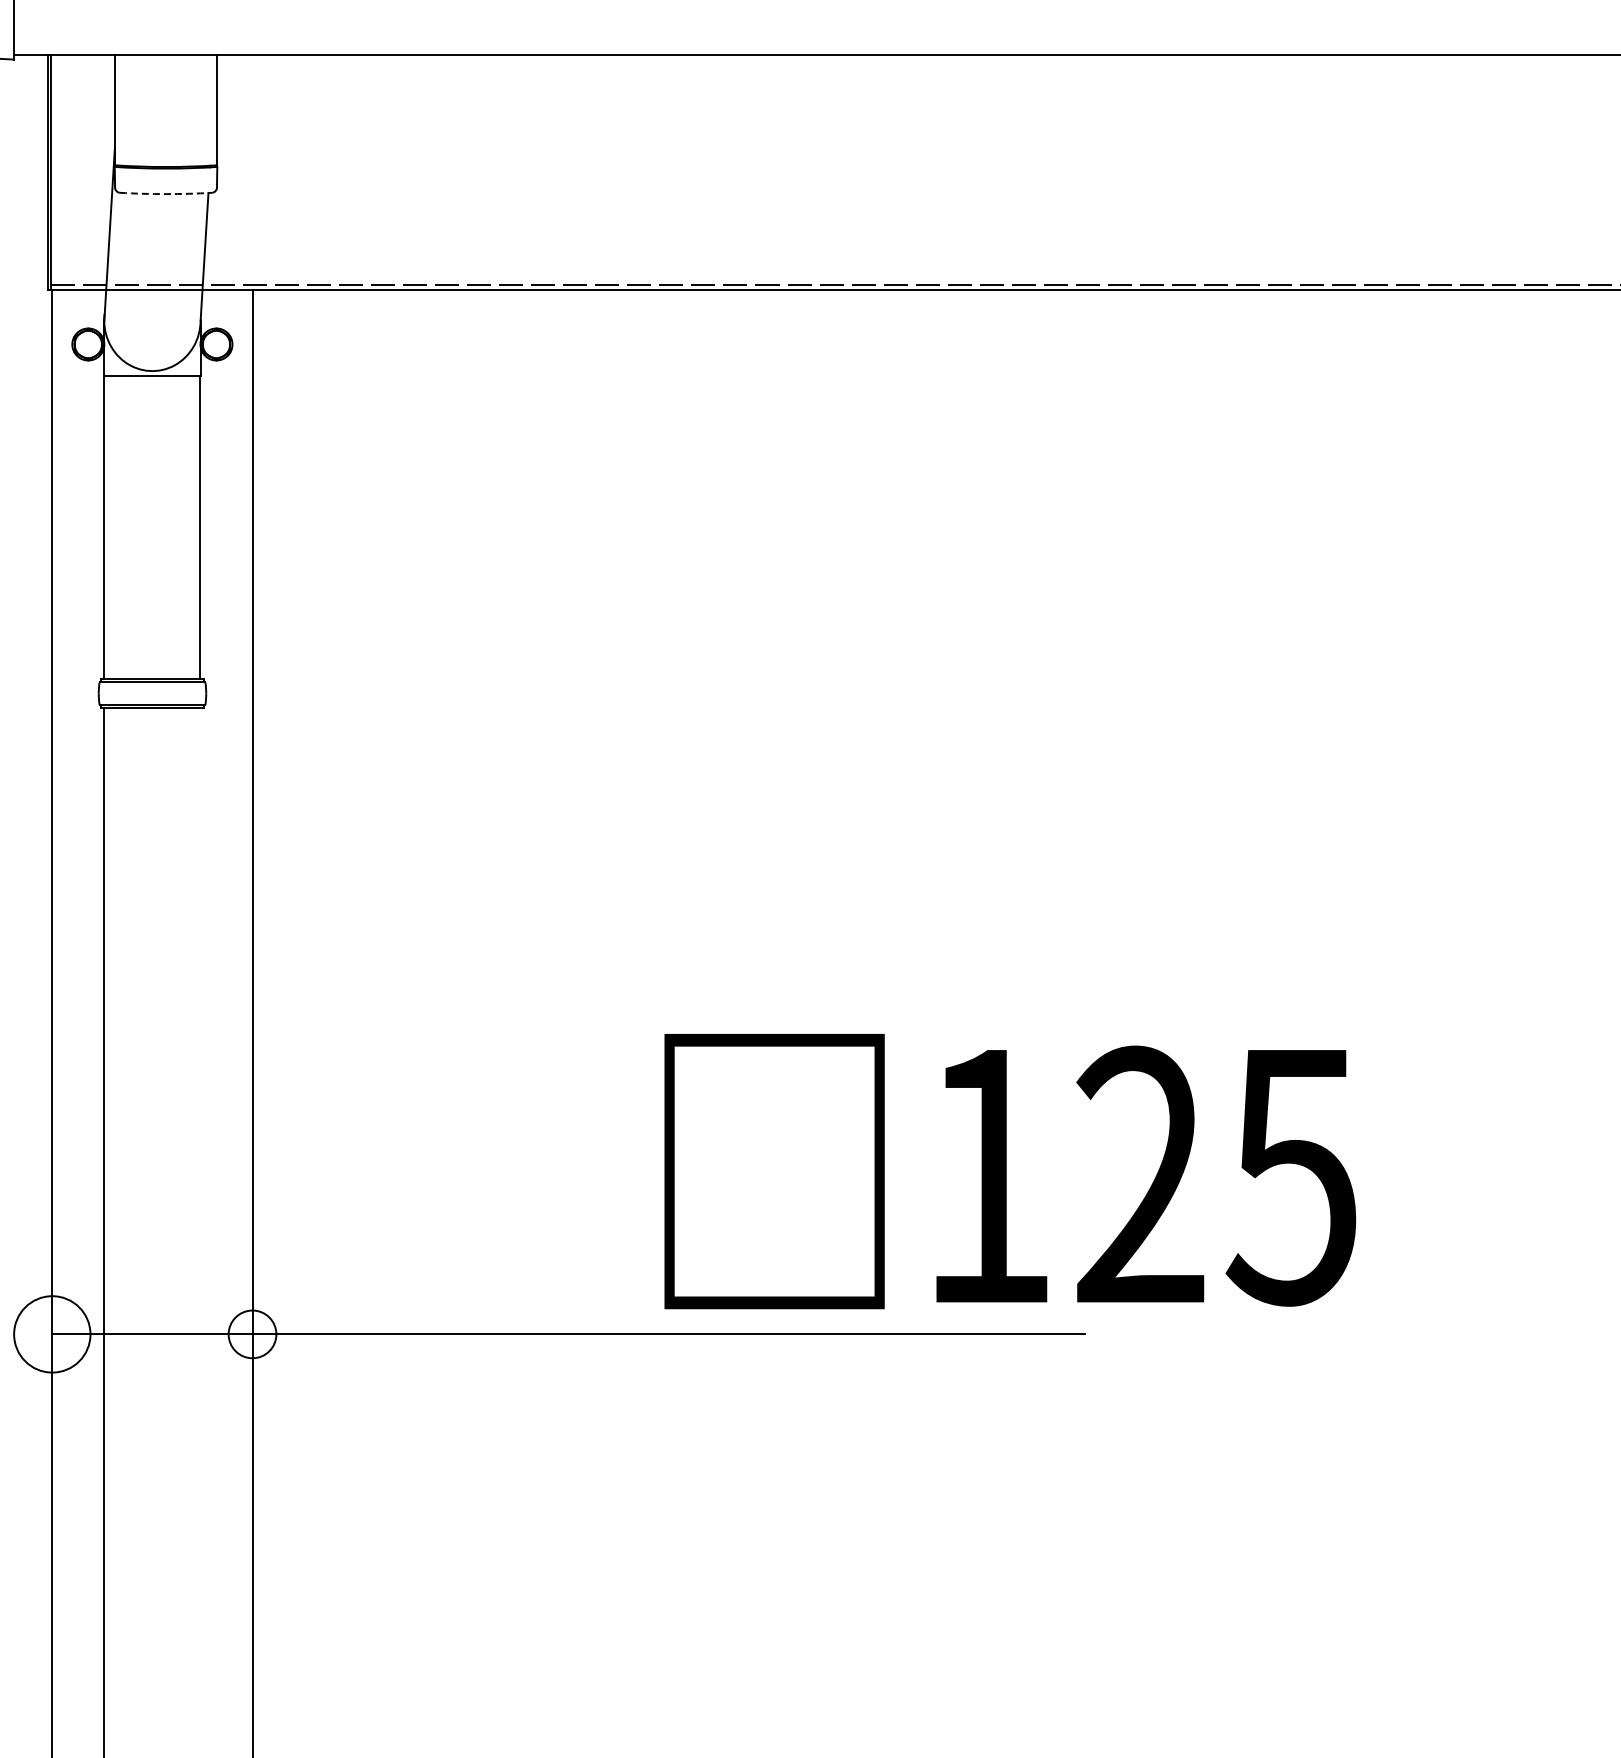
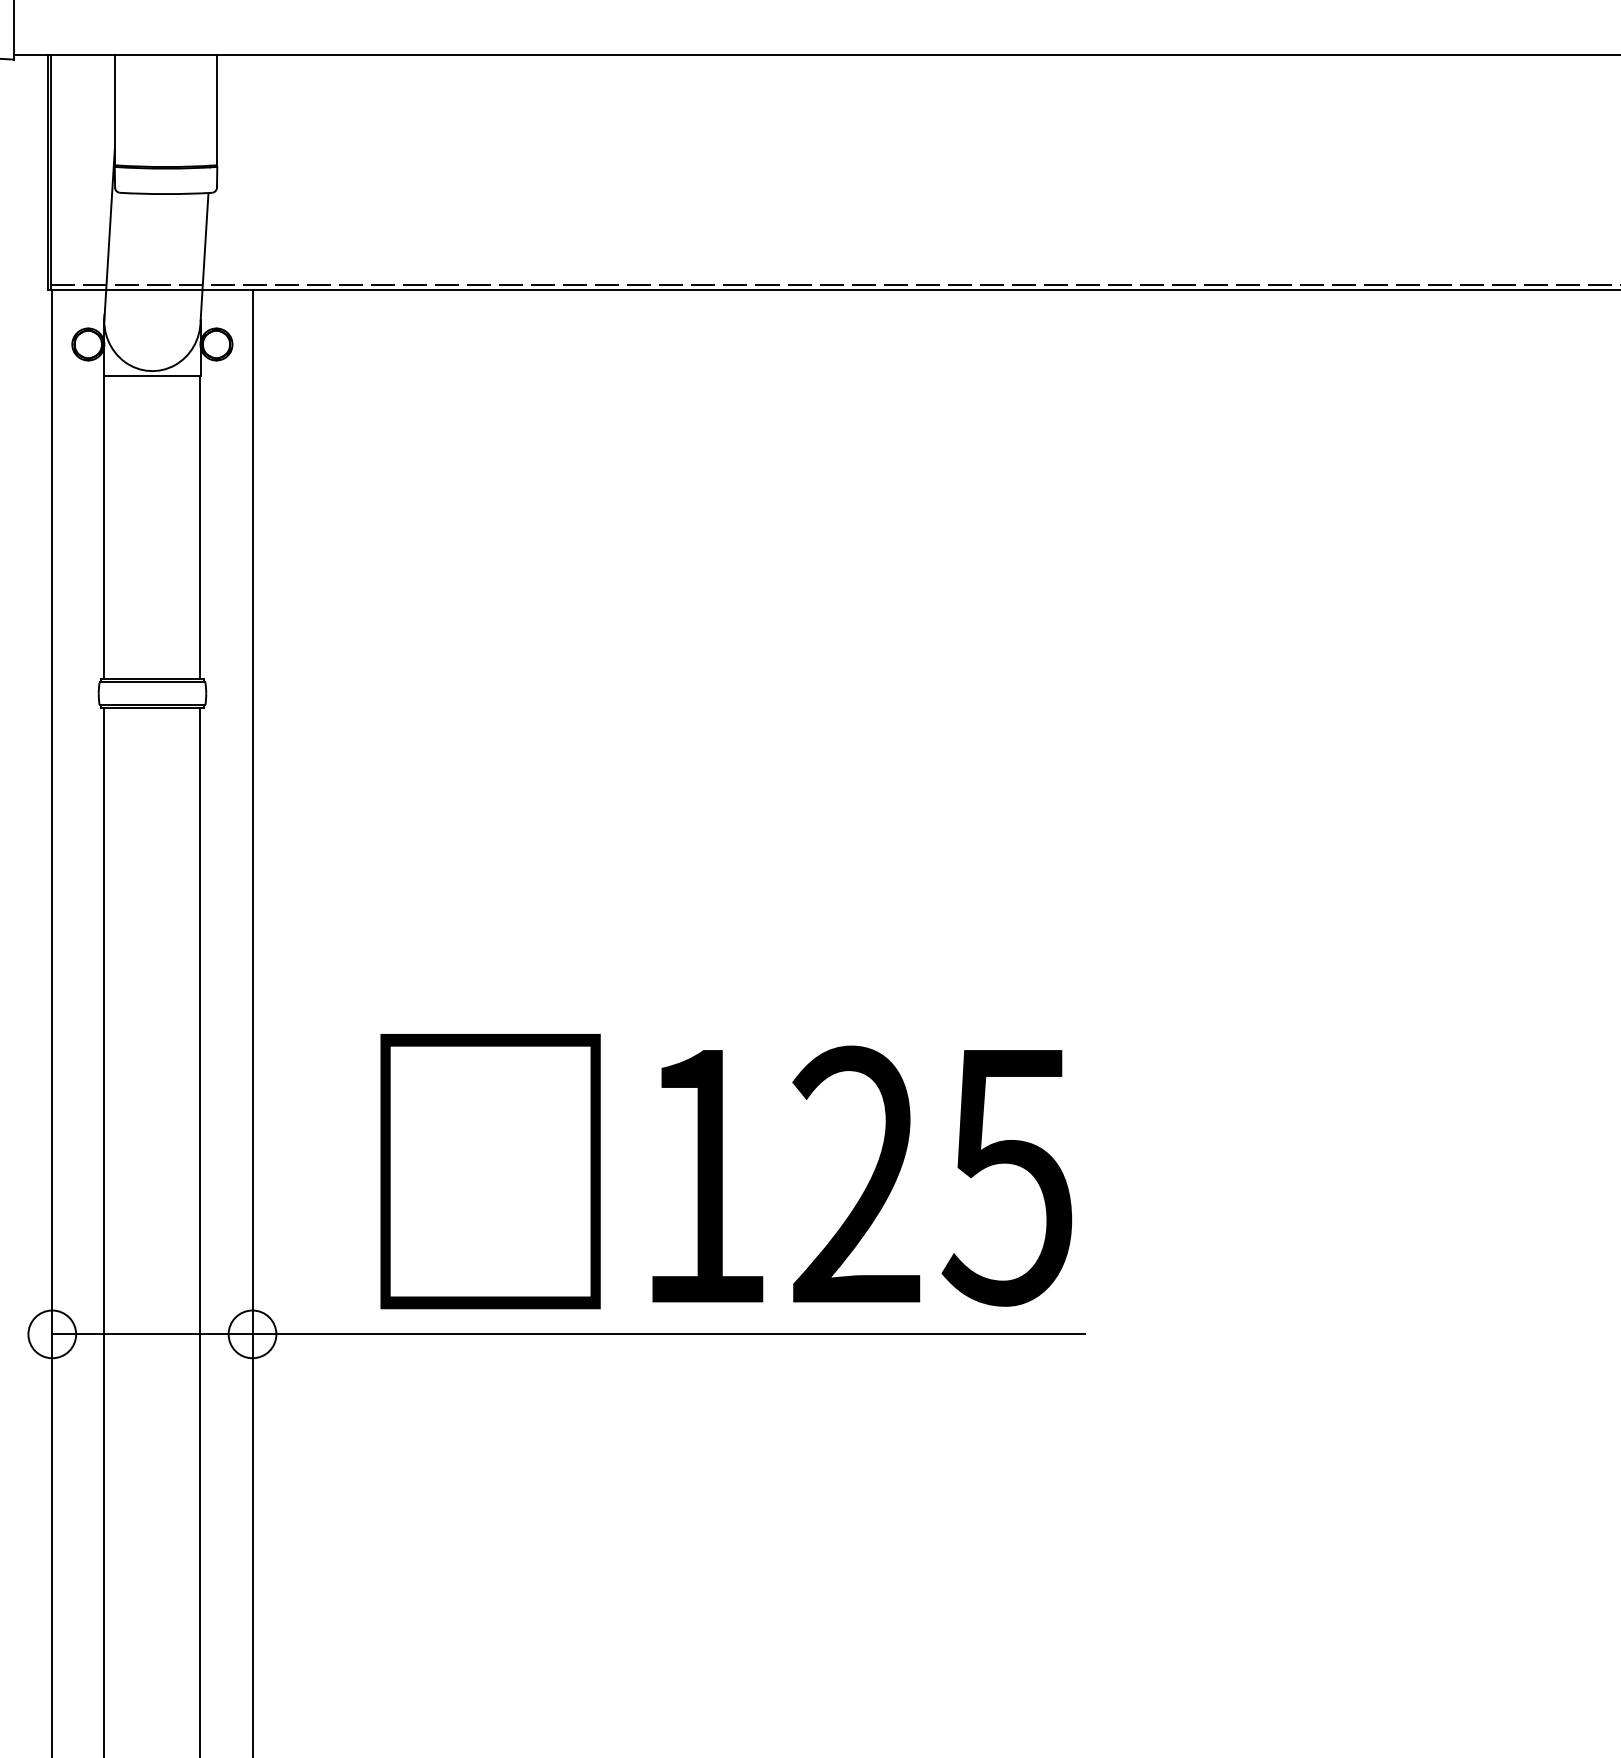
arc: dashed -> solid (166, 194)
text position: (1010, 1171) -> (726, 1171) (726, 1171)
line: none -> present (200, 1231)
circle diameter: 76 px -> 48 px (52, 1334)
